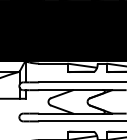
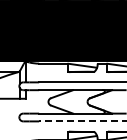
line: solid -> dashed (82, 121)
